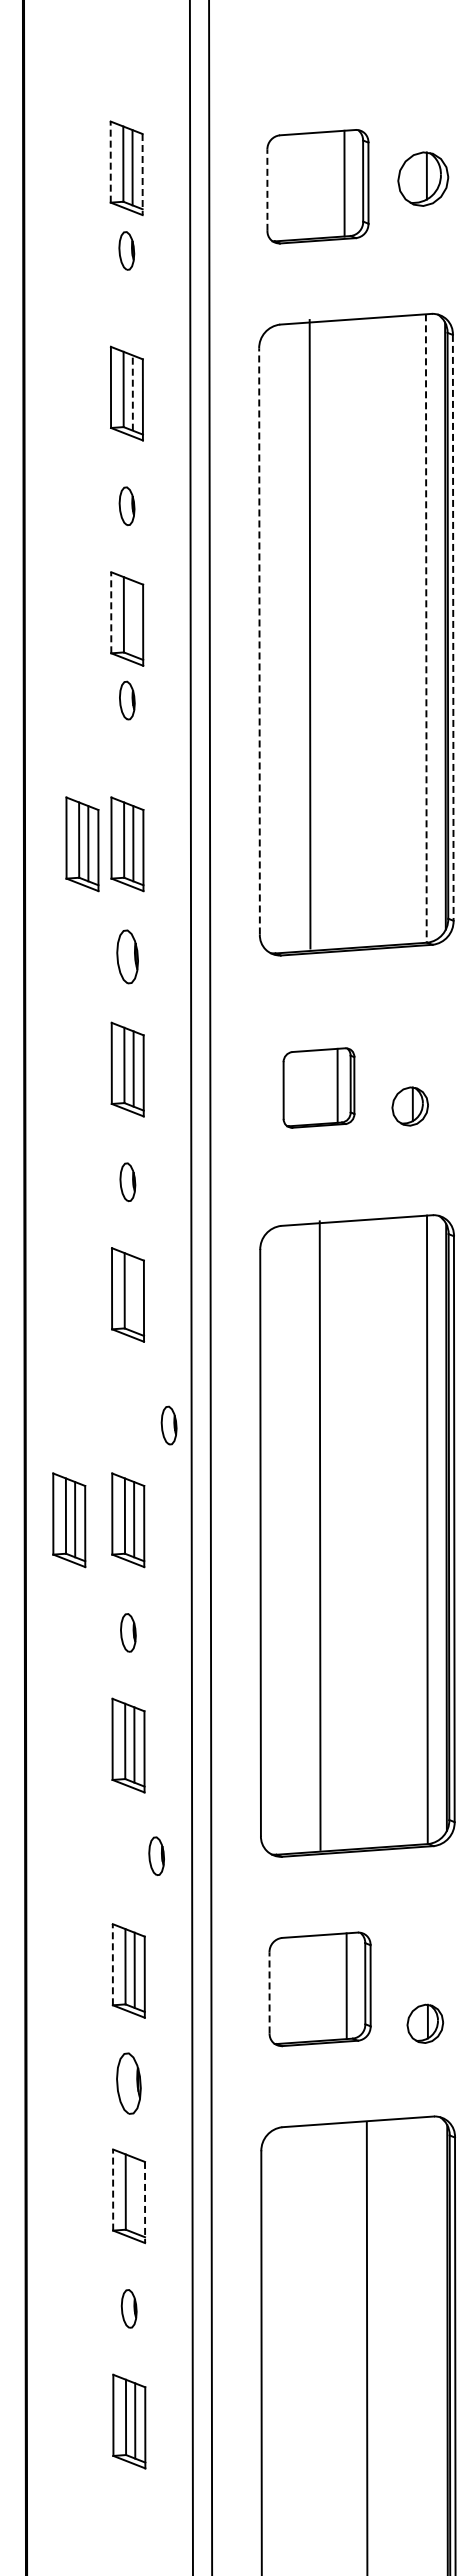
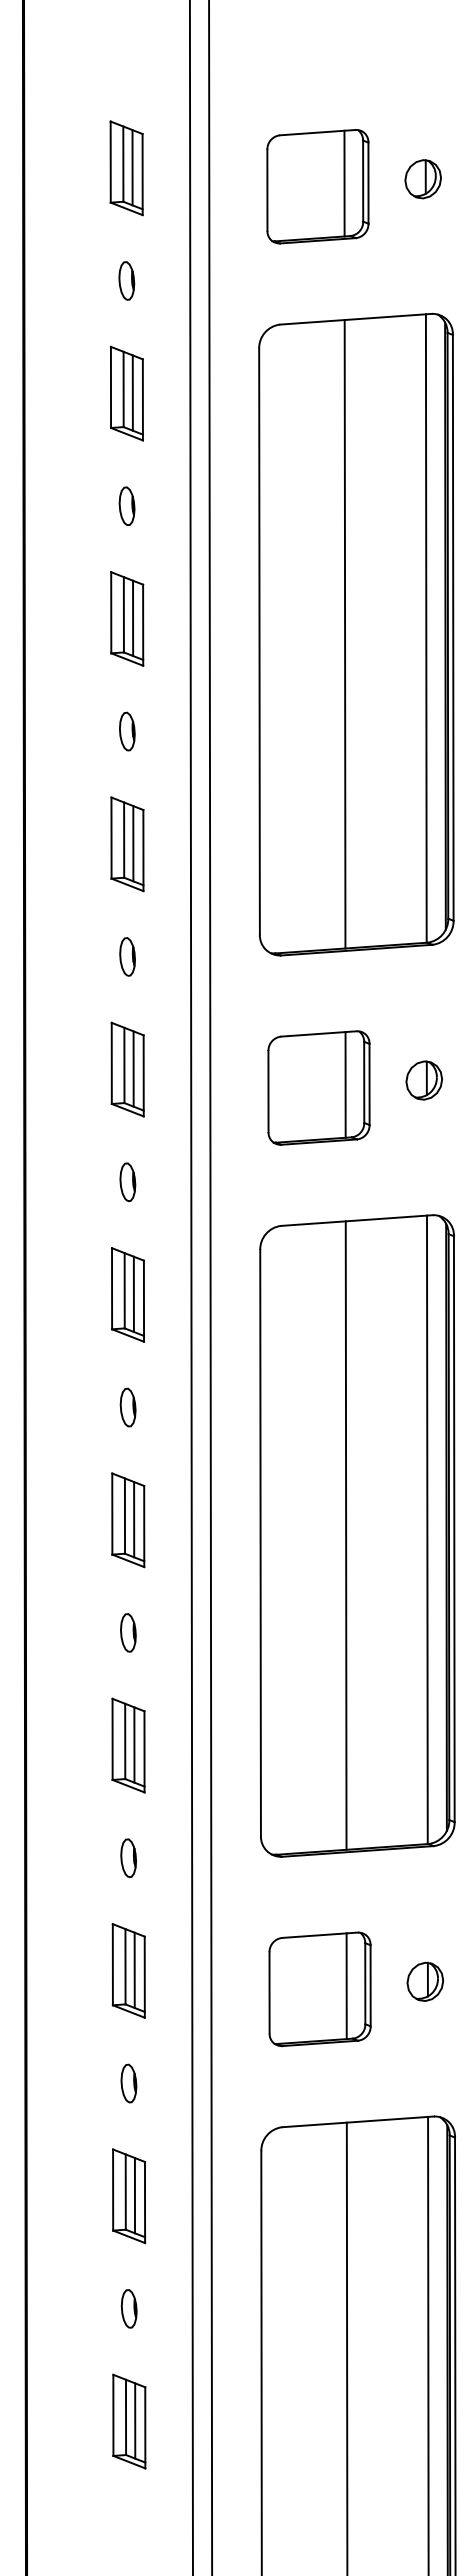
line: dashed -> solid (110, 162)
line: dashed -> solid (142, 174)
part size: 53x56 px -> 38x41 px (422, 179)
line: dashed -> solid (267, 190)
part position: (126, 250) -> (126, 280) (126, 280)
line: dashed -> solid (132, 393)
line: dashed -> solid (111, 612)
line: none -> present (133, 618)
line: dashed -> solid (453, 627)
line: dashed -> solid (426, 629)
line position: (309, 634) -> (344, 634) (344, 634)
line: dashed -> solid (259, 641)
part position: (127, 700) -> (127, 731) (127, 731)
part: present -> none (82, 844)
part size: 23x56 px -> 17x40 px (127, 956)
part size: 74x82 px -> 104x116 px (318, 1087)
part position: (409, 1106) -> (423, 1080) (423, 1080)
line: none -> present (133, 1294)
part position: (168, 1425) -> (127, 1407) (127, 1407)
part: present -> none (69, 1520)
line position: (319, 1535) -> (345, 1535) (345, 1535)
part position: (156, 1855) -> (128, 1857) (128, 1857)
line: dashed -> solid (112, 1964)
line: dashed -> solid (269, 1992)
part position: (425, 2023) -> (425, 1981) (425, 1981)
part size: 26x63 px -> 18x41 px (128, 2083)
line: dashed -> solid (113, 2190)
line: none -> present (134, 2195)
line: dashed -> solid (145, 2202)
line: none -> present (428, 2344)
line position: (366, 2347) -> (346, 2347) (346, 2347)
